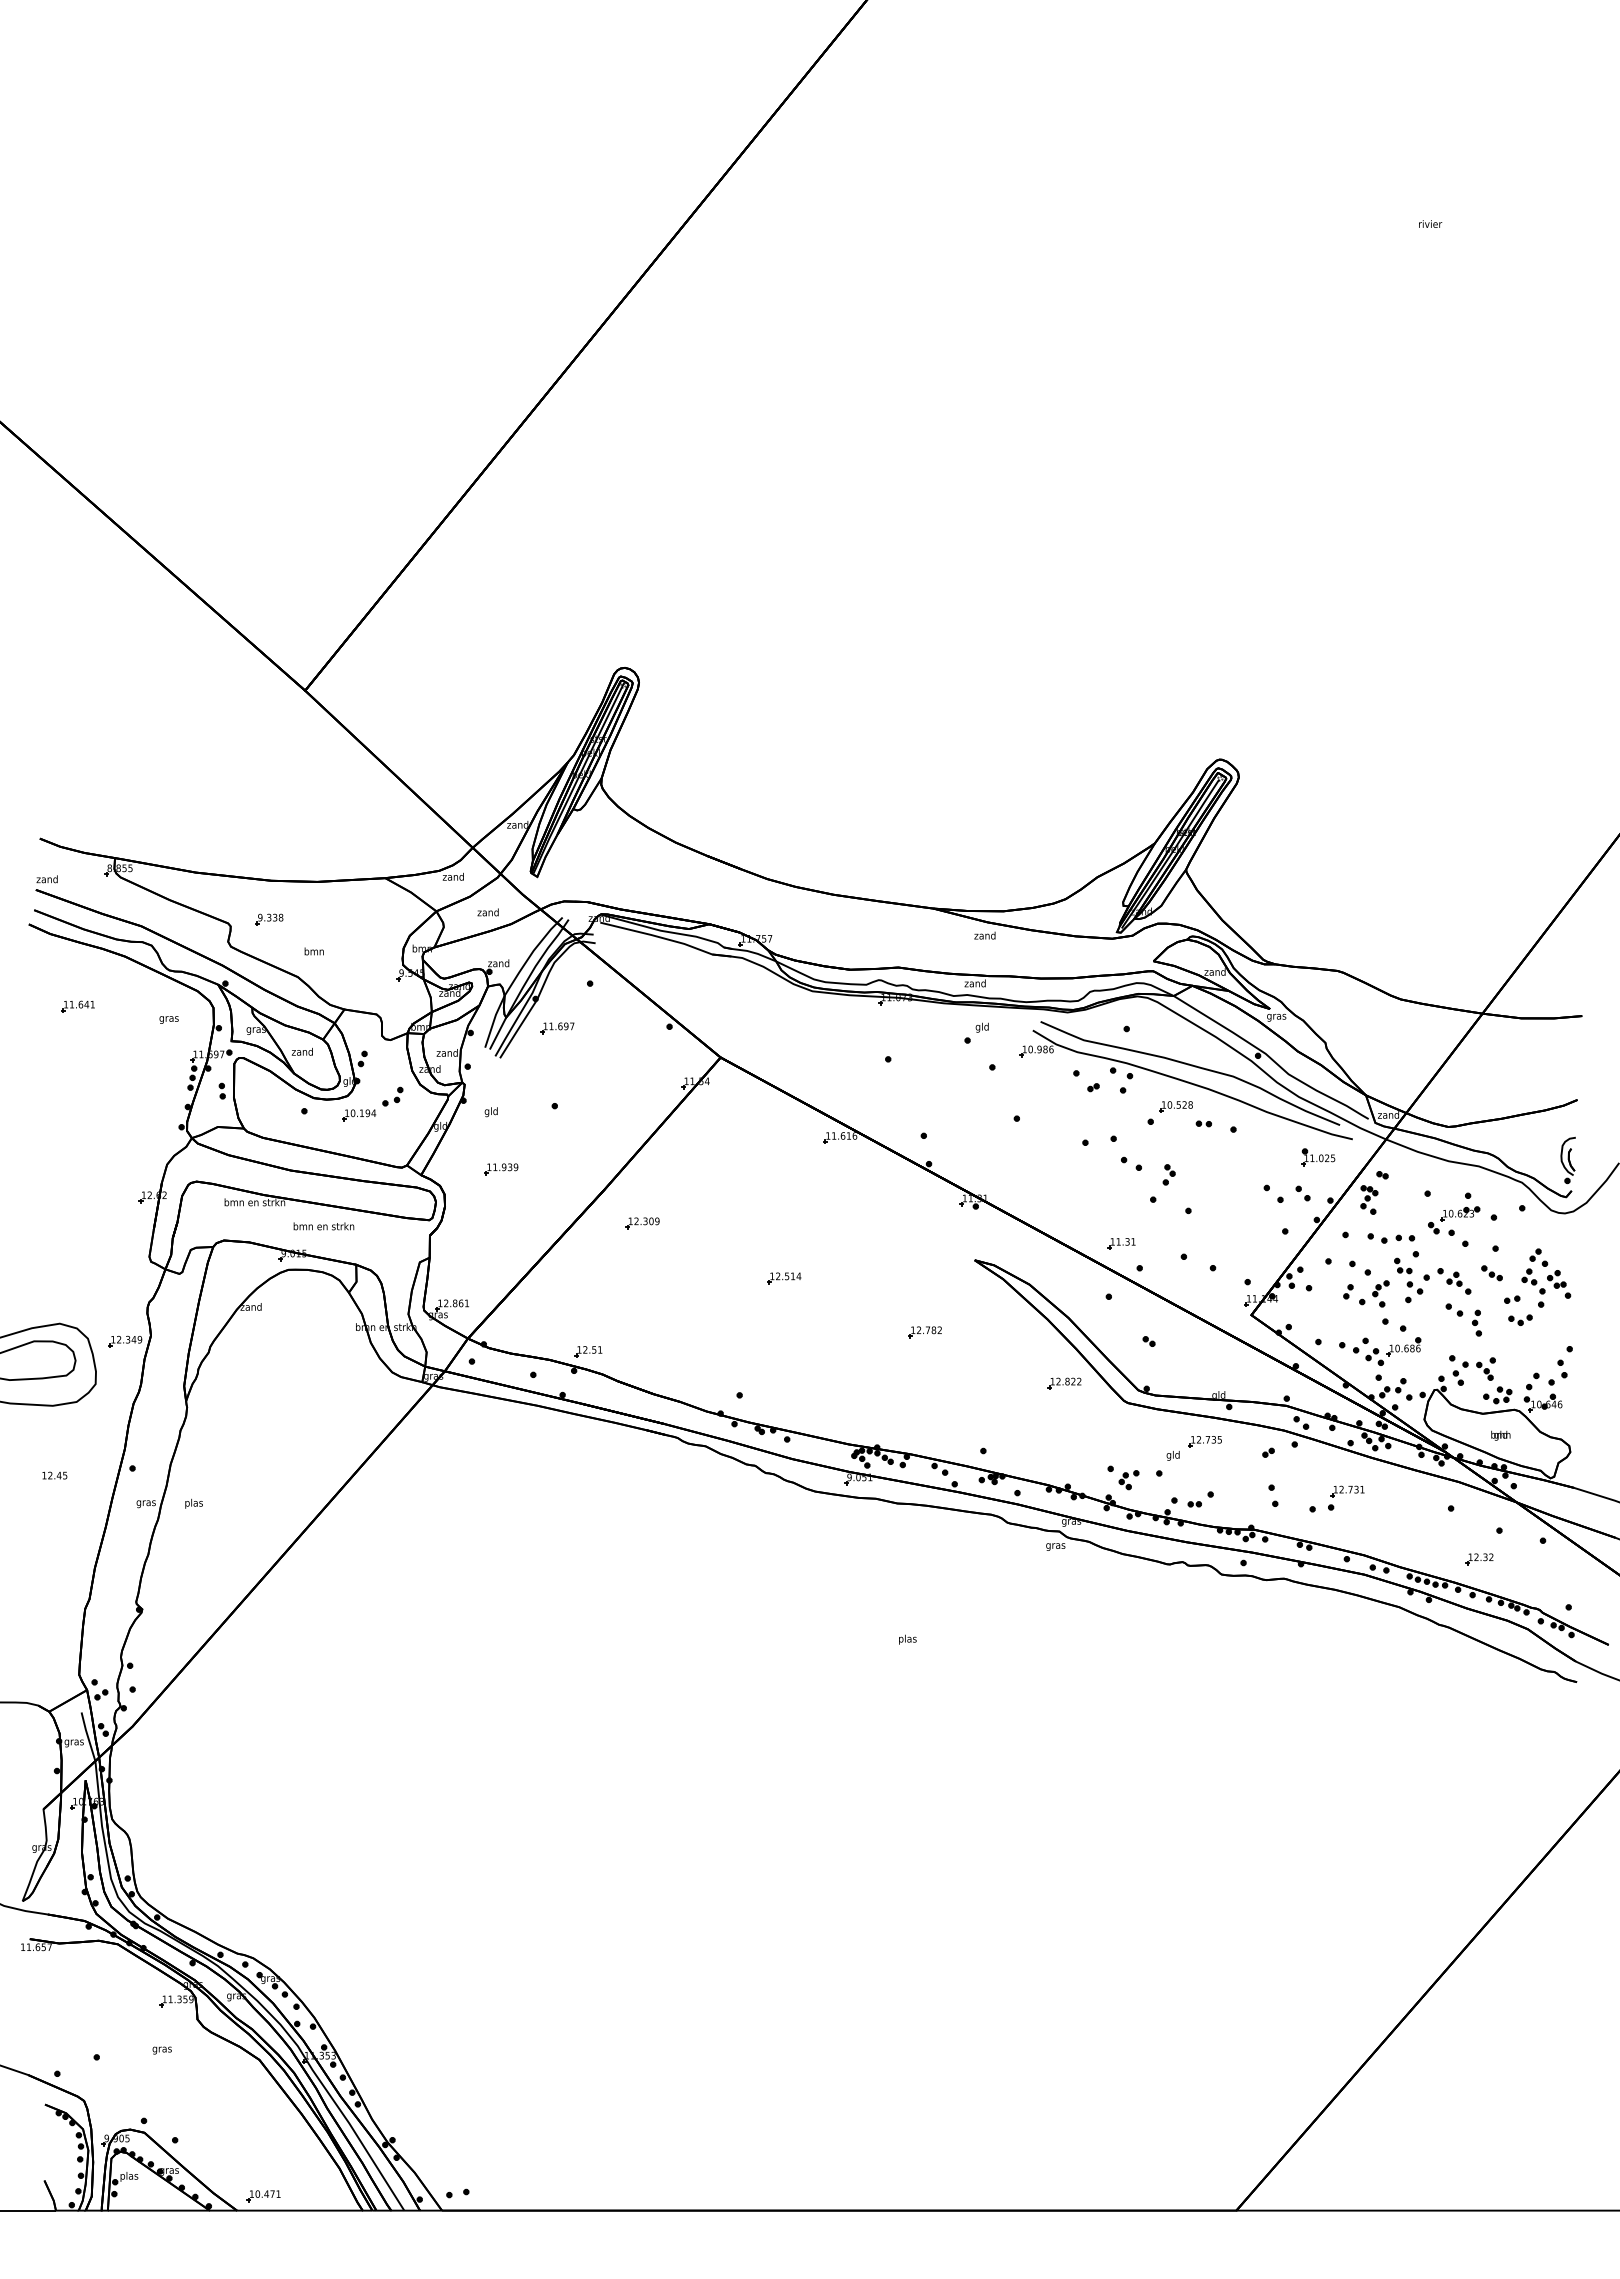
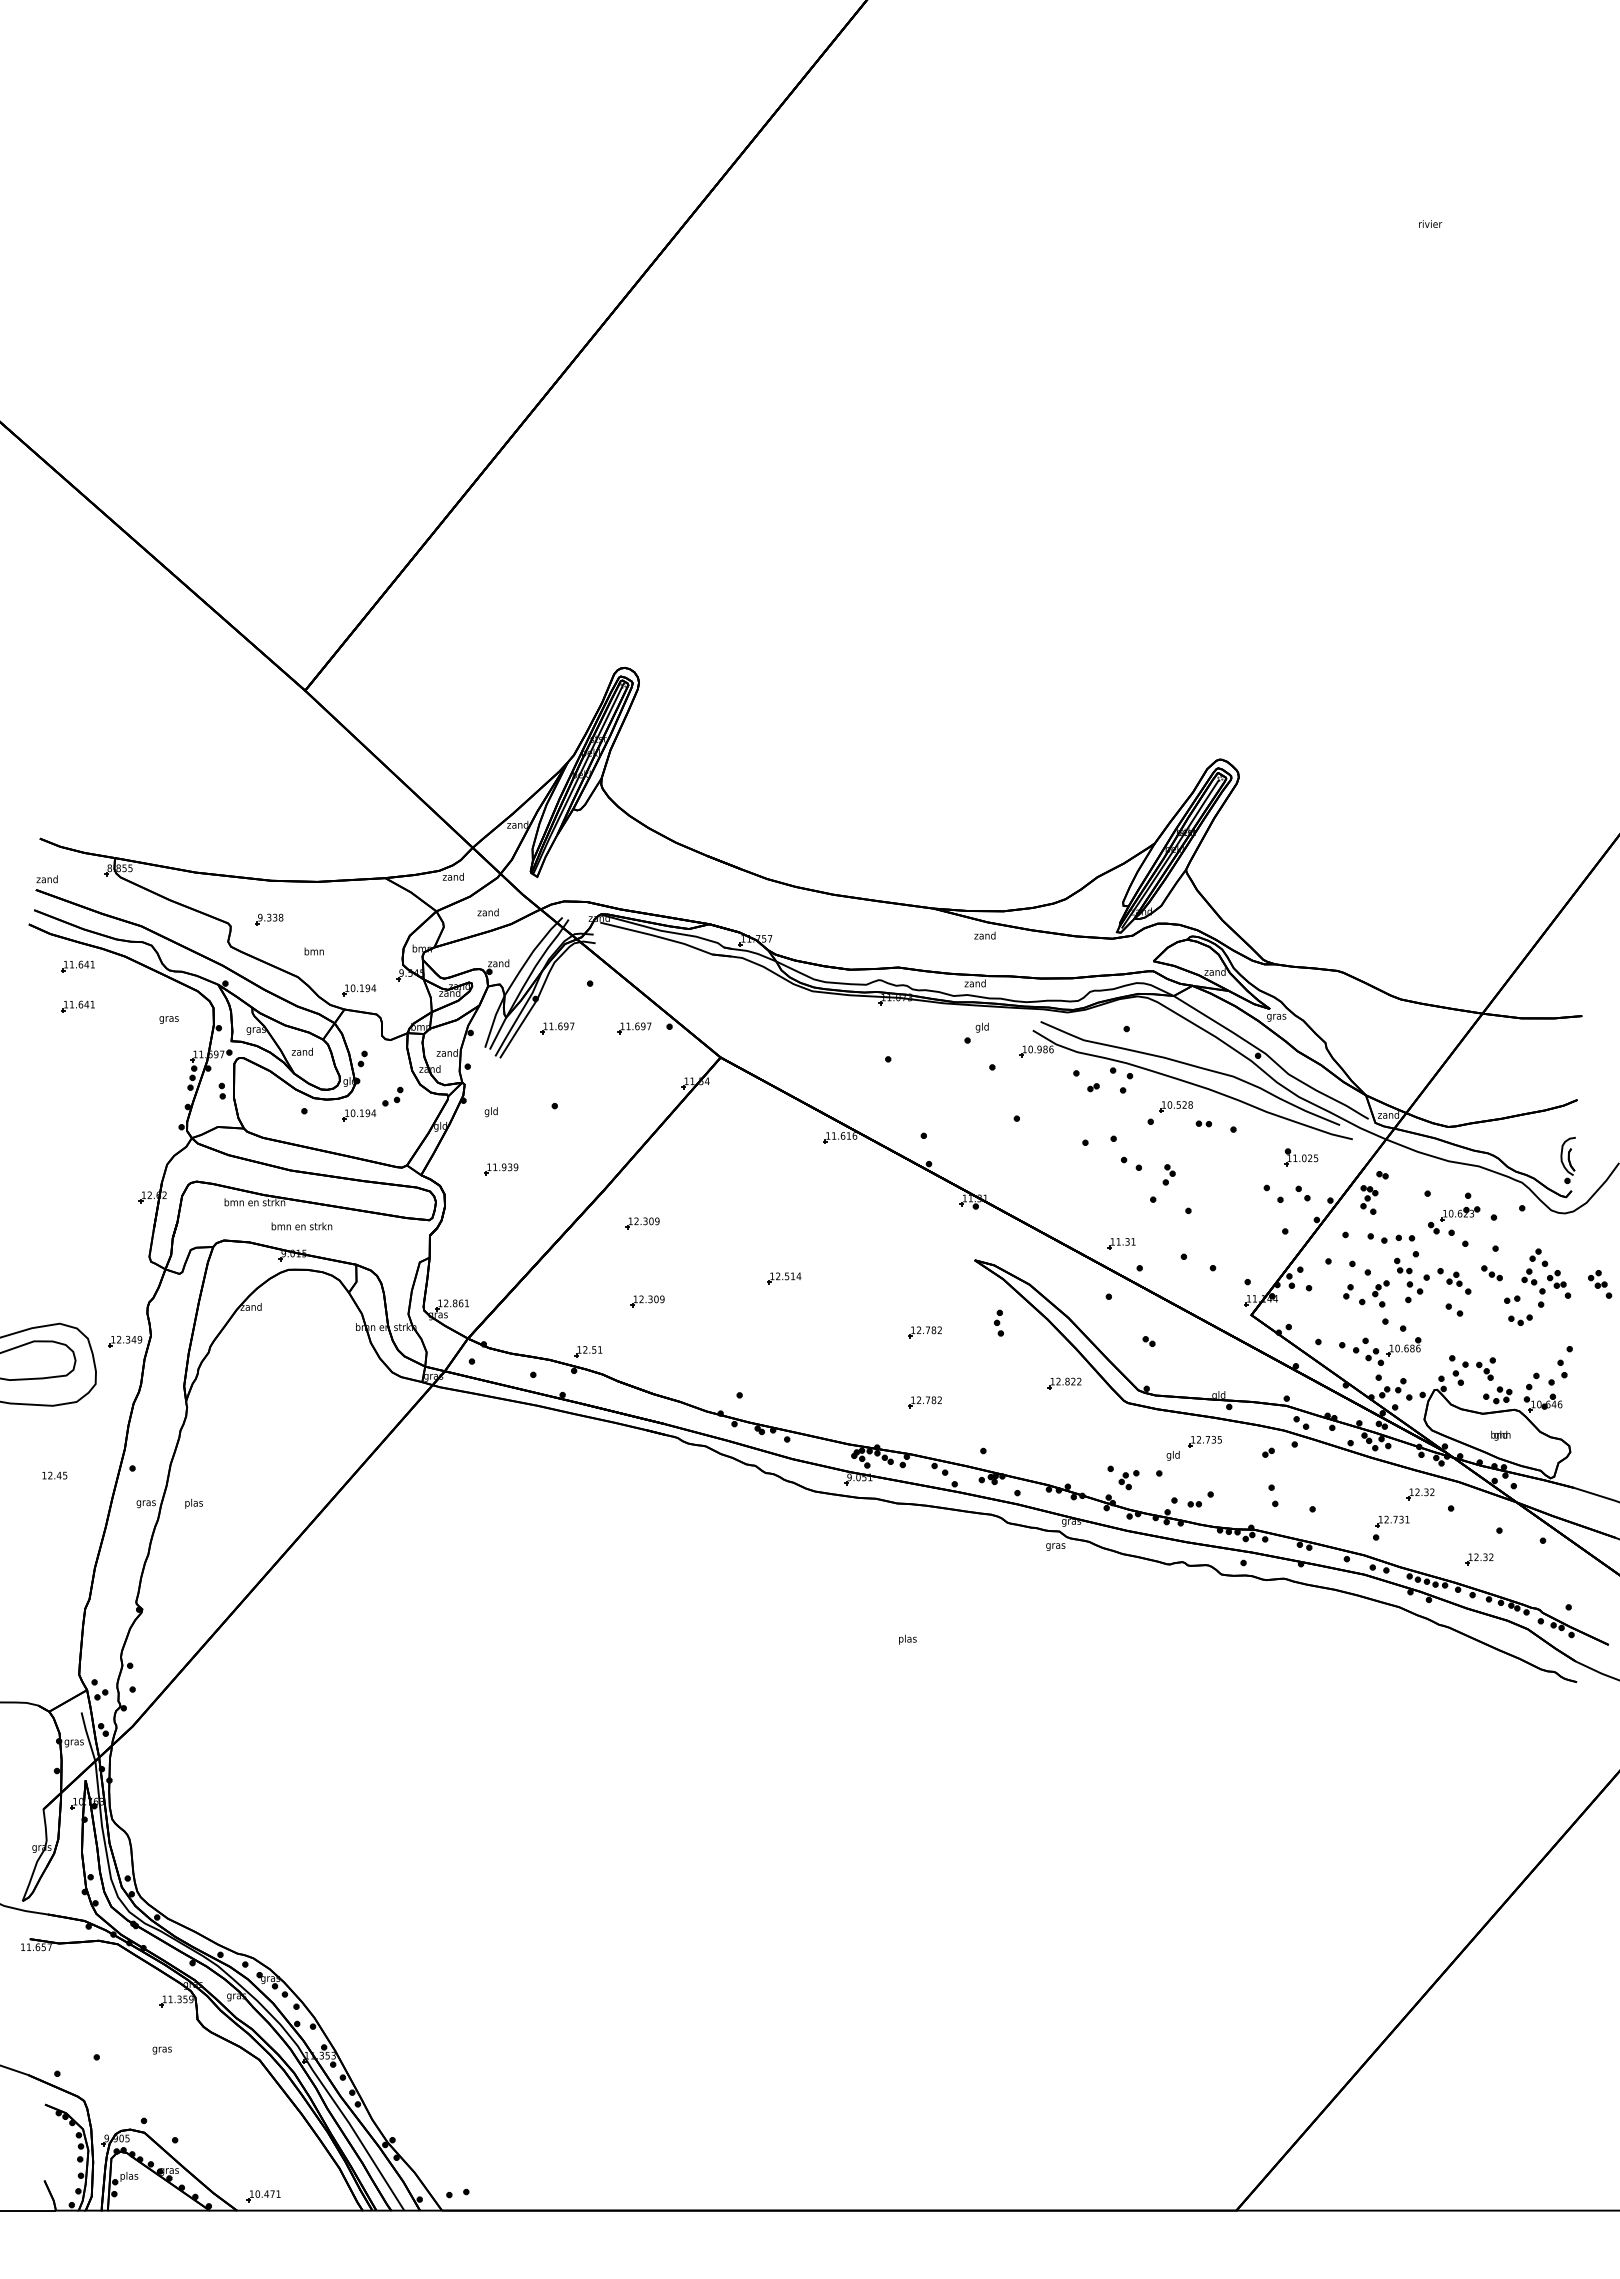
part: none -> present (77, 966)
part: none -> present (359, 990)
part: none -> present (634, 1028)
part position: (1318, 1157) -> (1301, 1157) (1301, 1157)
text position: (323, 1226) -> (301, 1226) (301, 1226)
part: none -> present (1600, 1284)
part: none -> present (647, 1301)
part position: (1476, 1322) -> (998, 1322) (998, 1322)
part: none -> present (924, 1402)
part: none -> present (1420, 1494)
part position: (1346, 1497) -> (1391, 1527) (1391, 1527)
